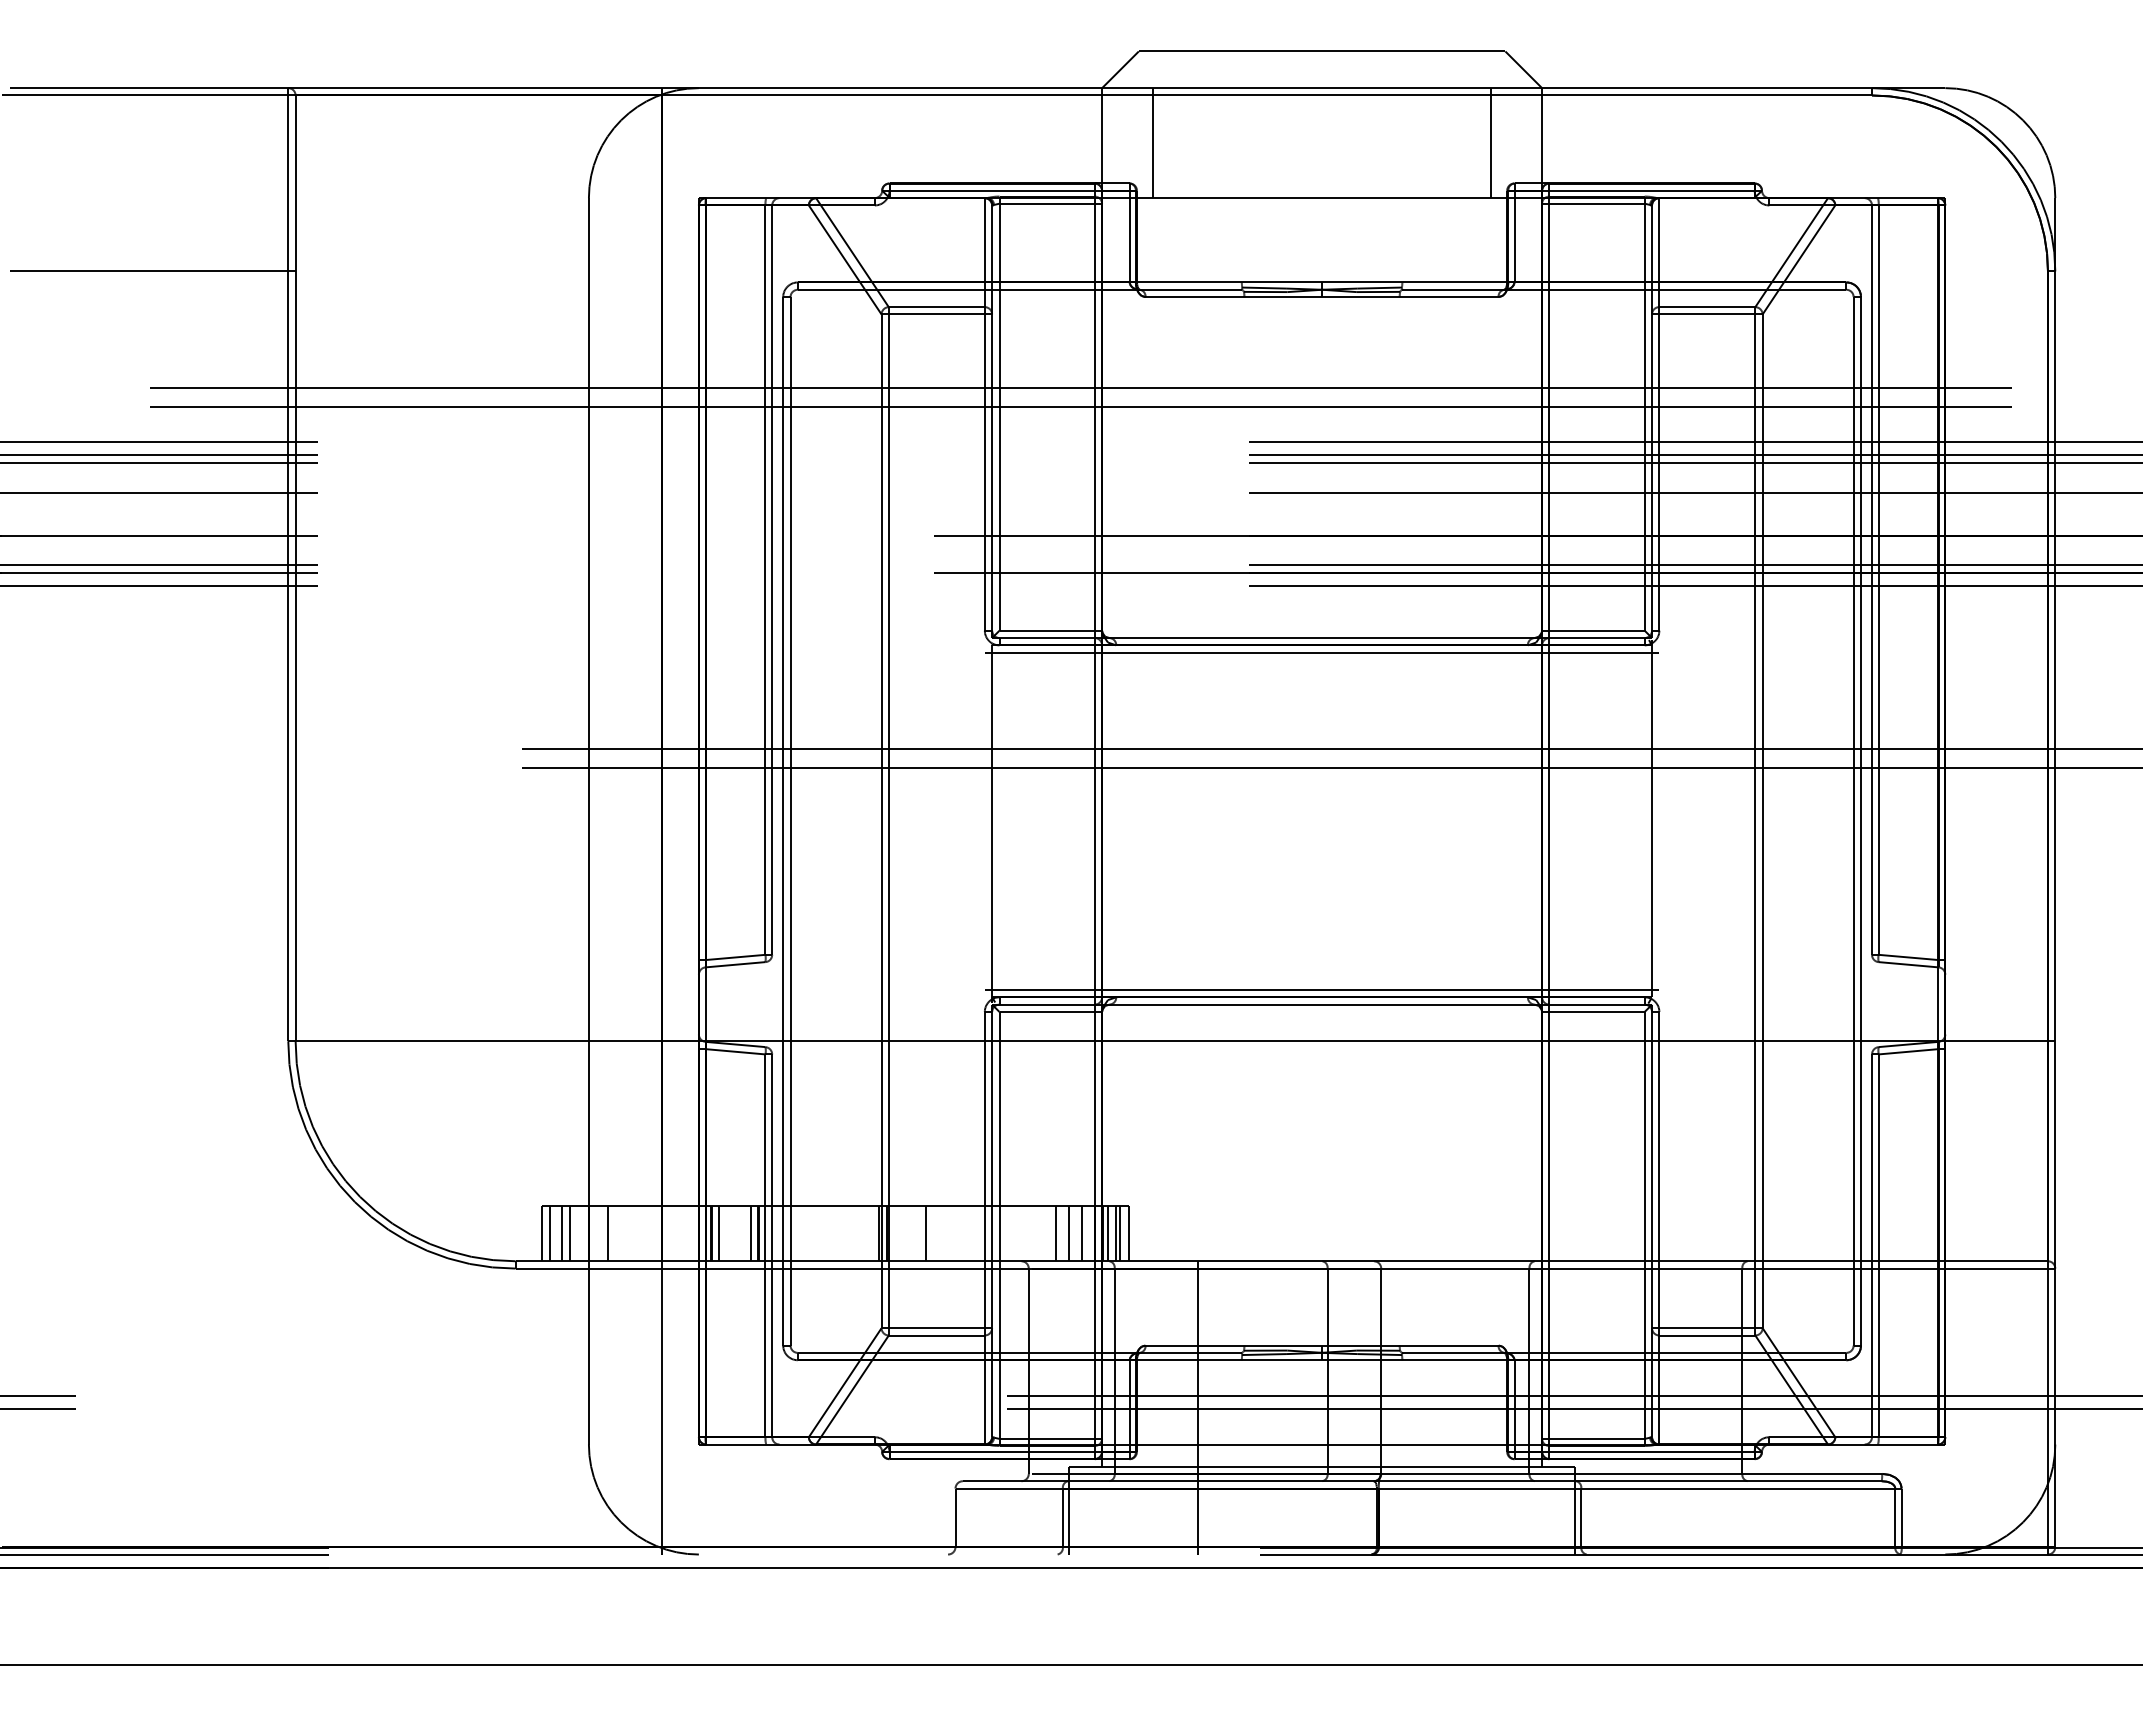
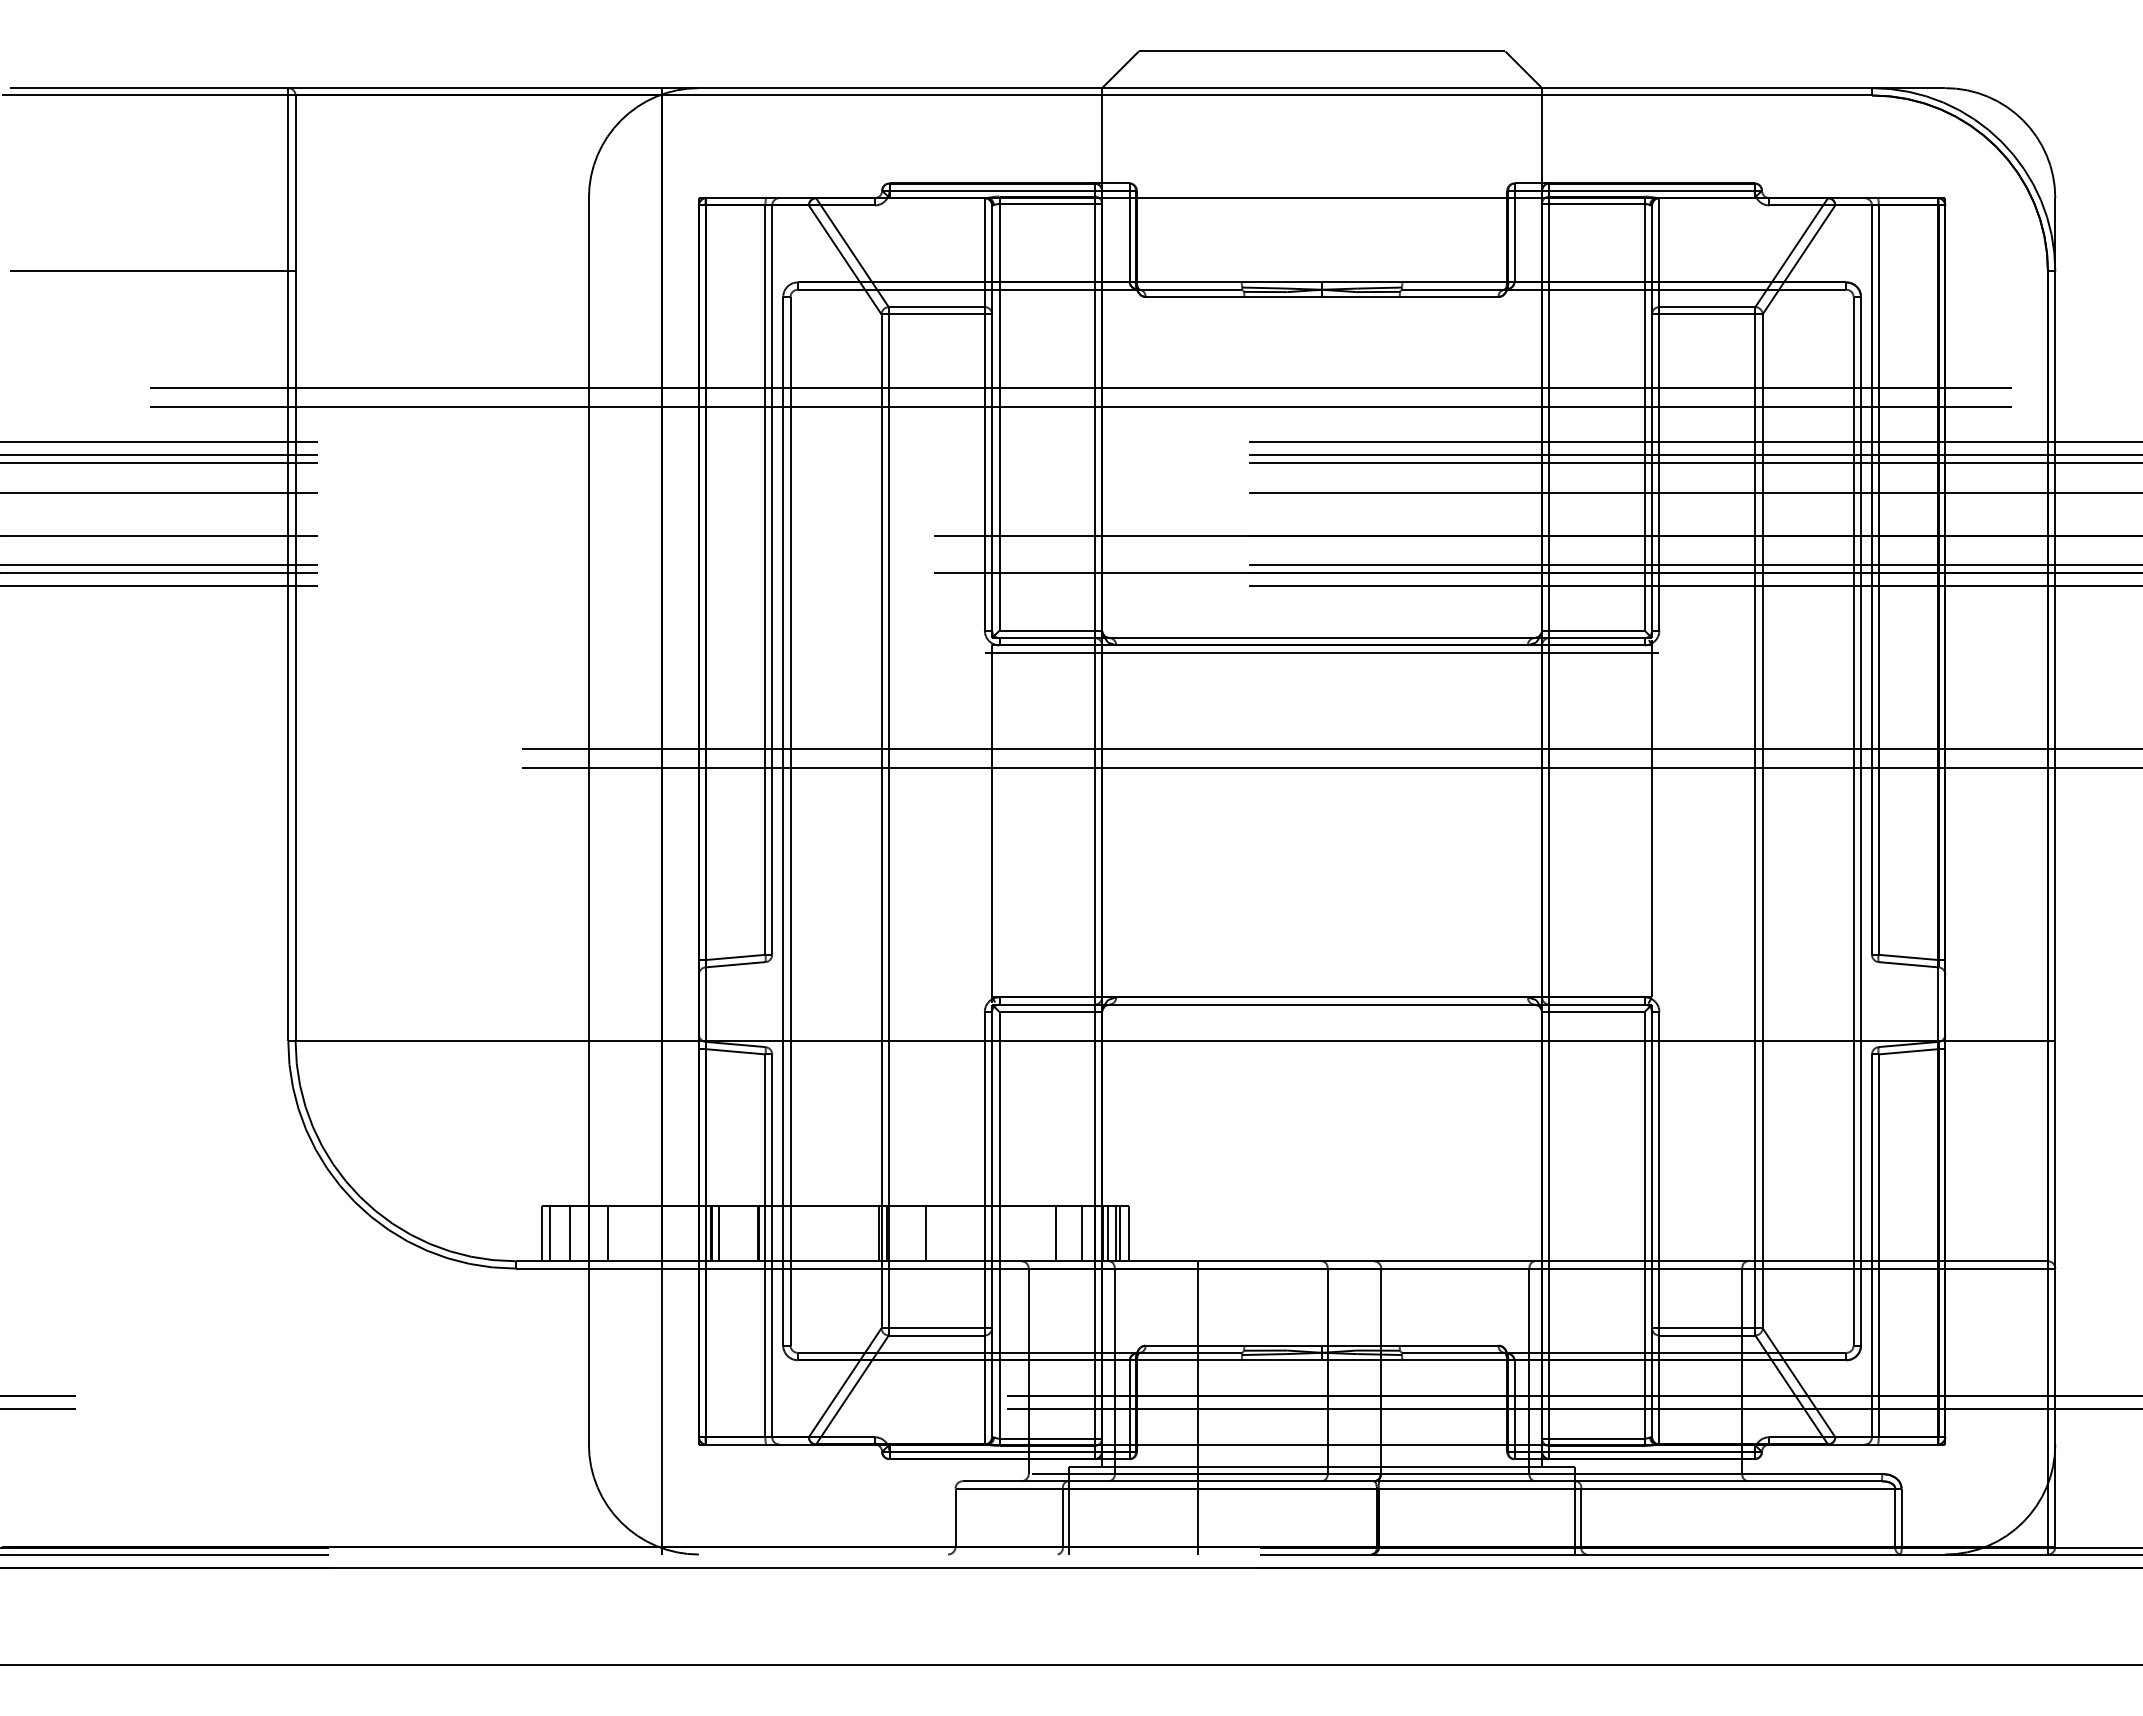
line: present -> none (1153, 143)
line: present -> none (1490, 143)
line: present -> none (1321, 989)
line: present -> none (561, 1233)
line: present -> none (751, 1233)
line: present -> none (1068, 1233)
